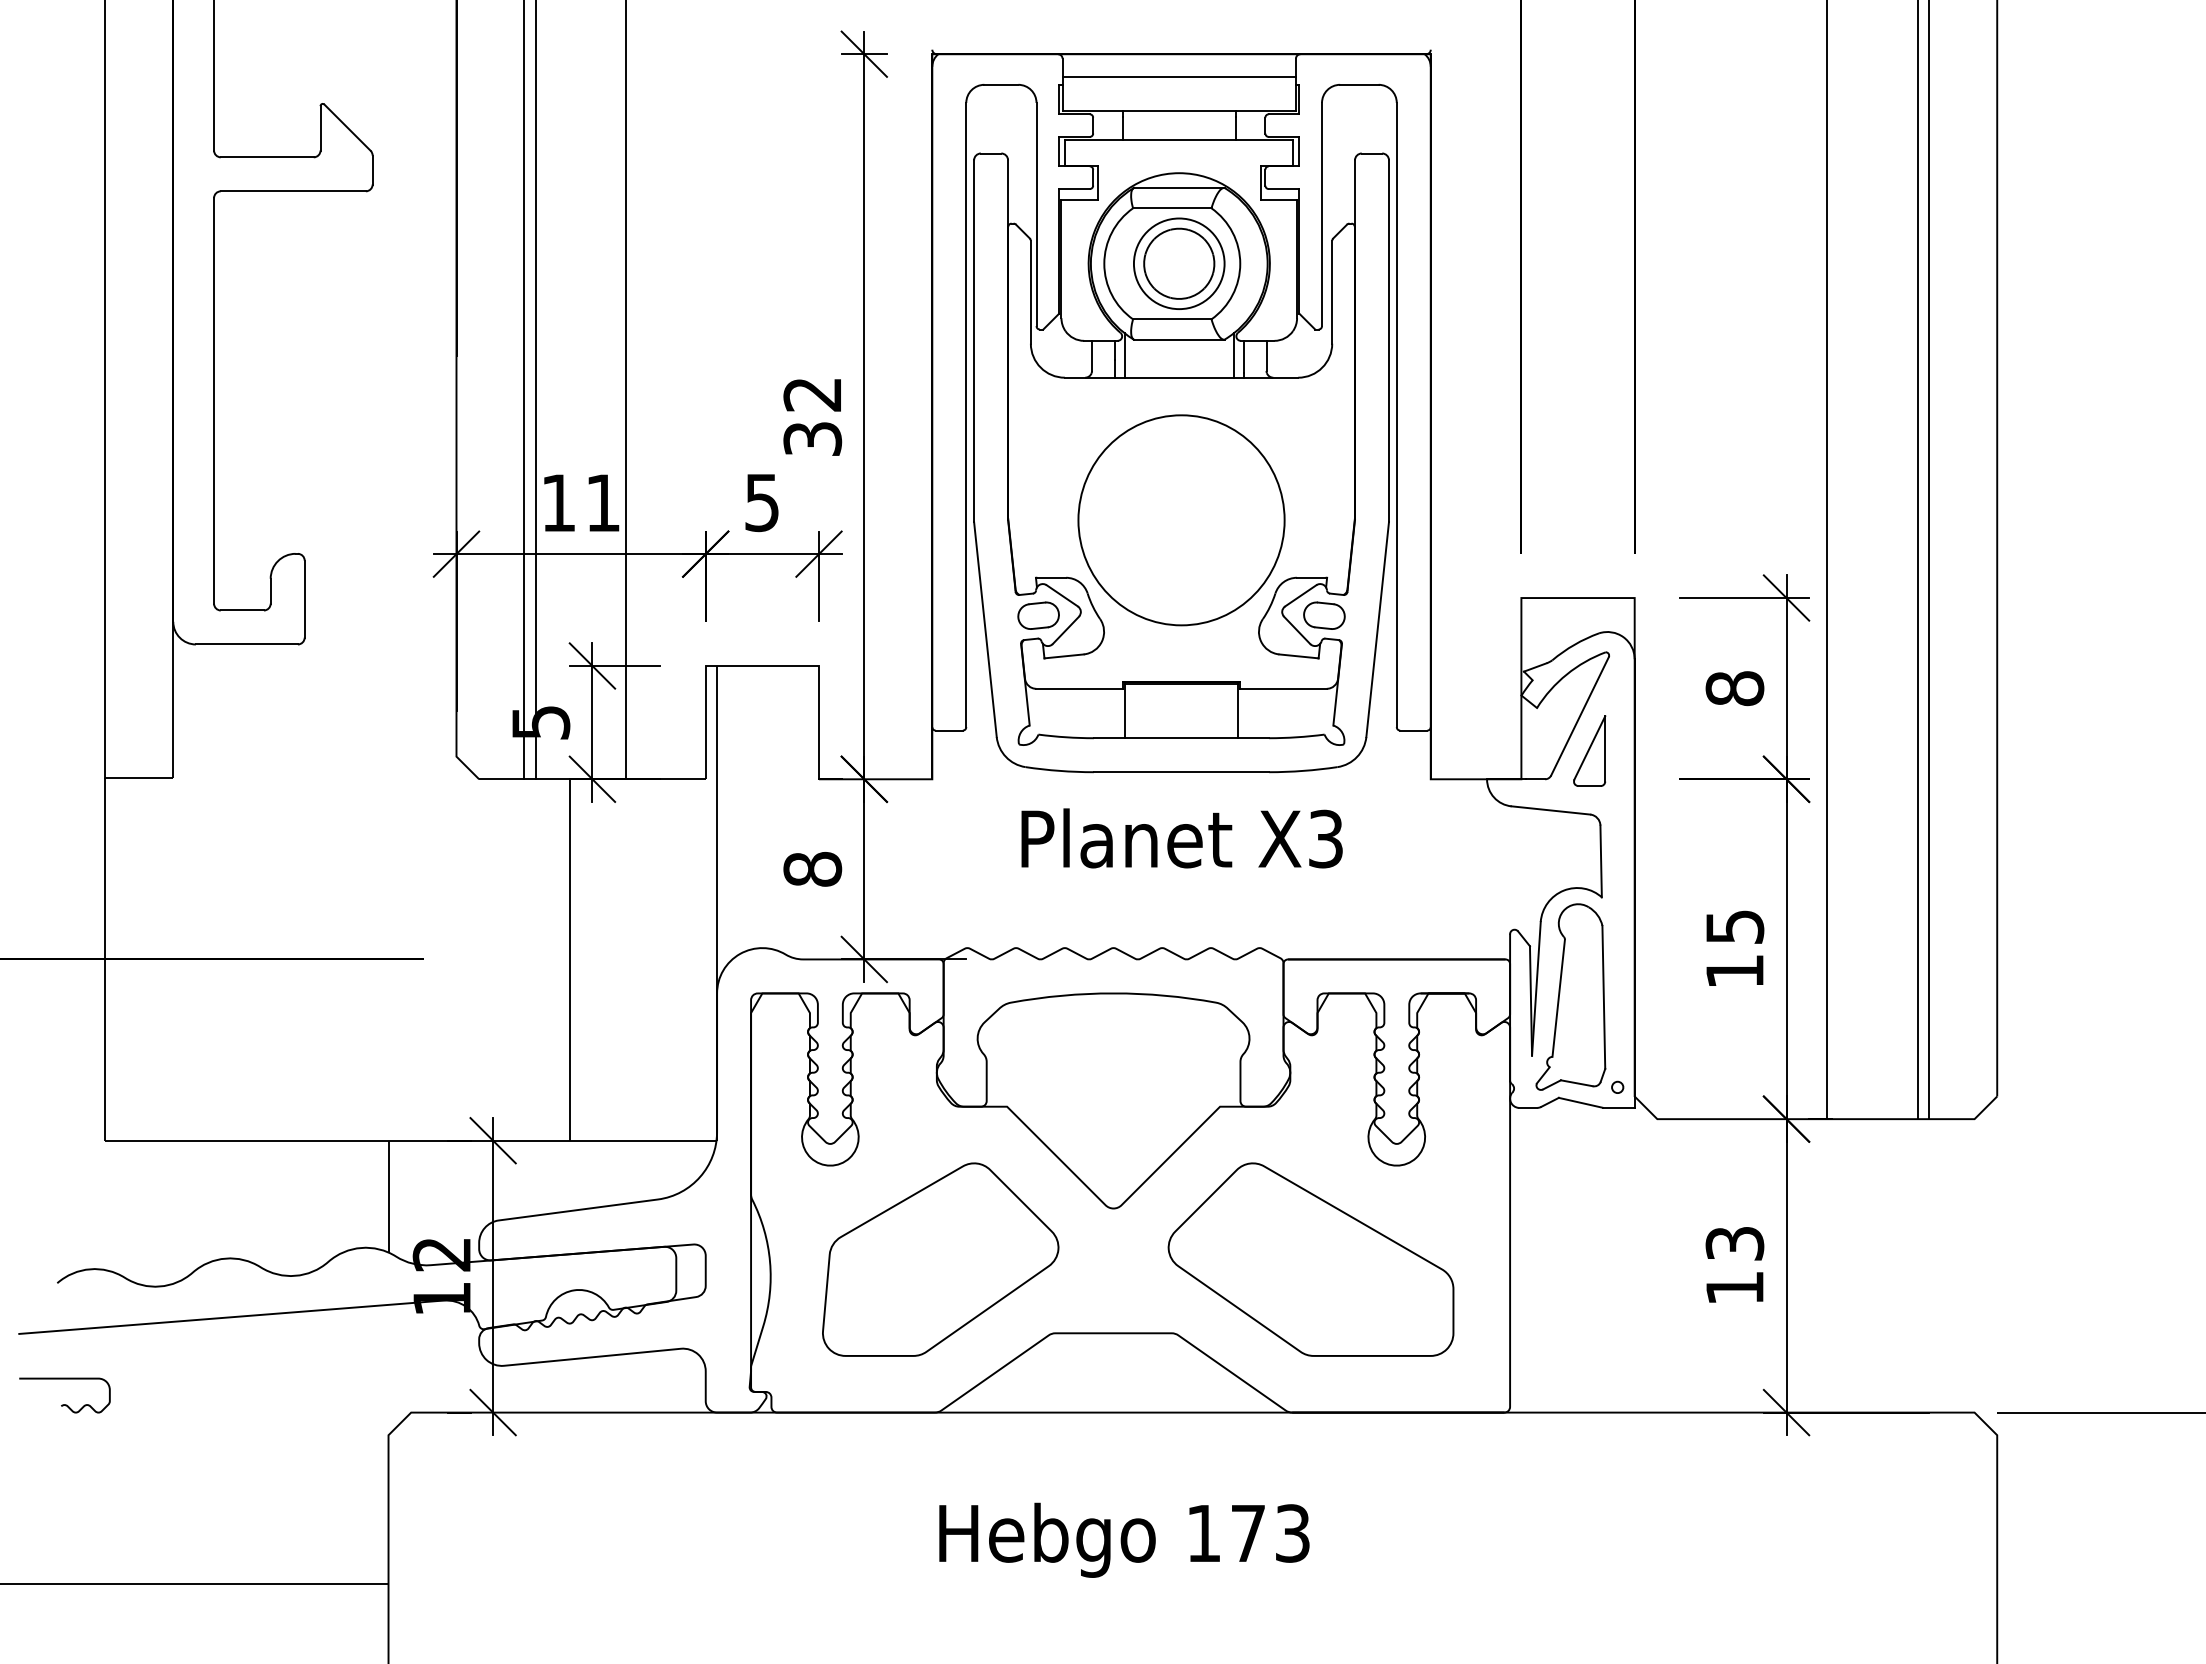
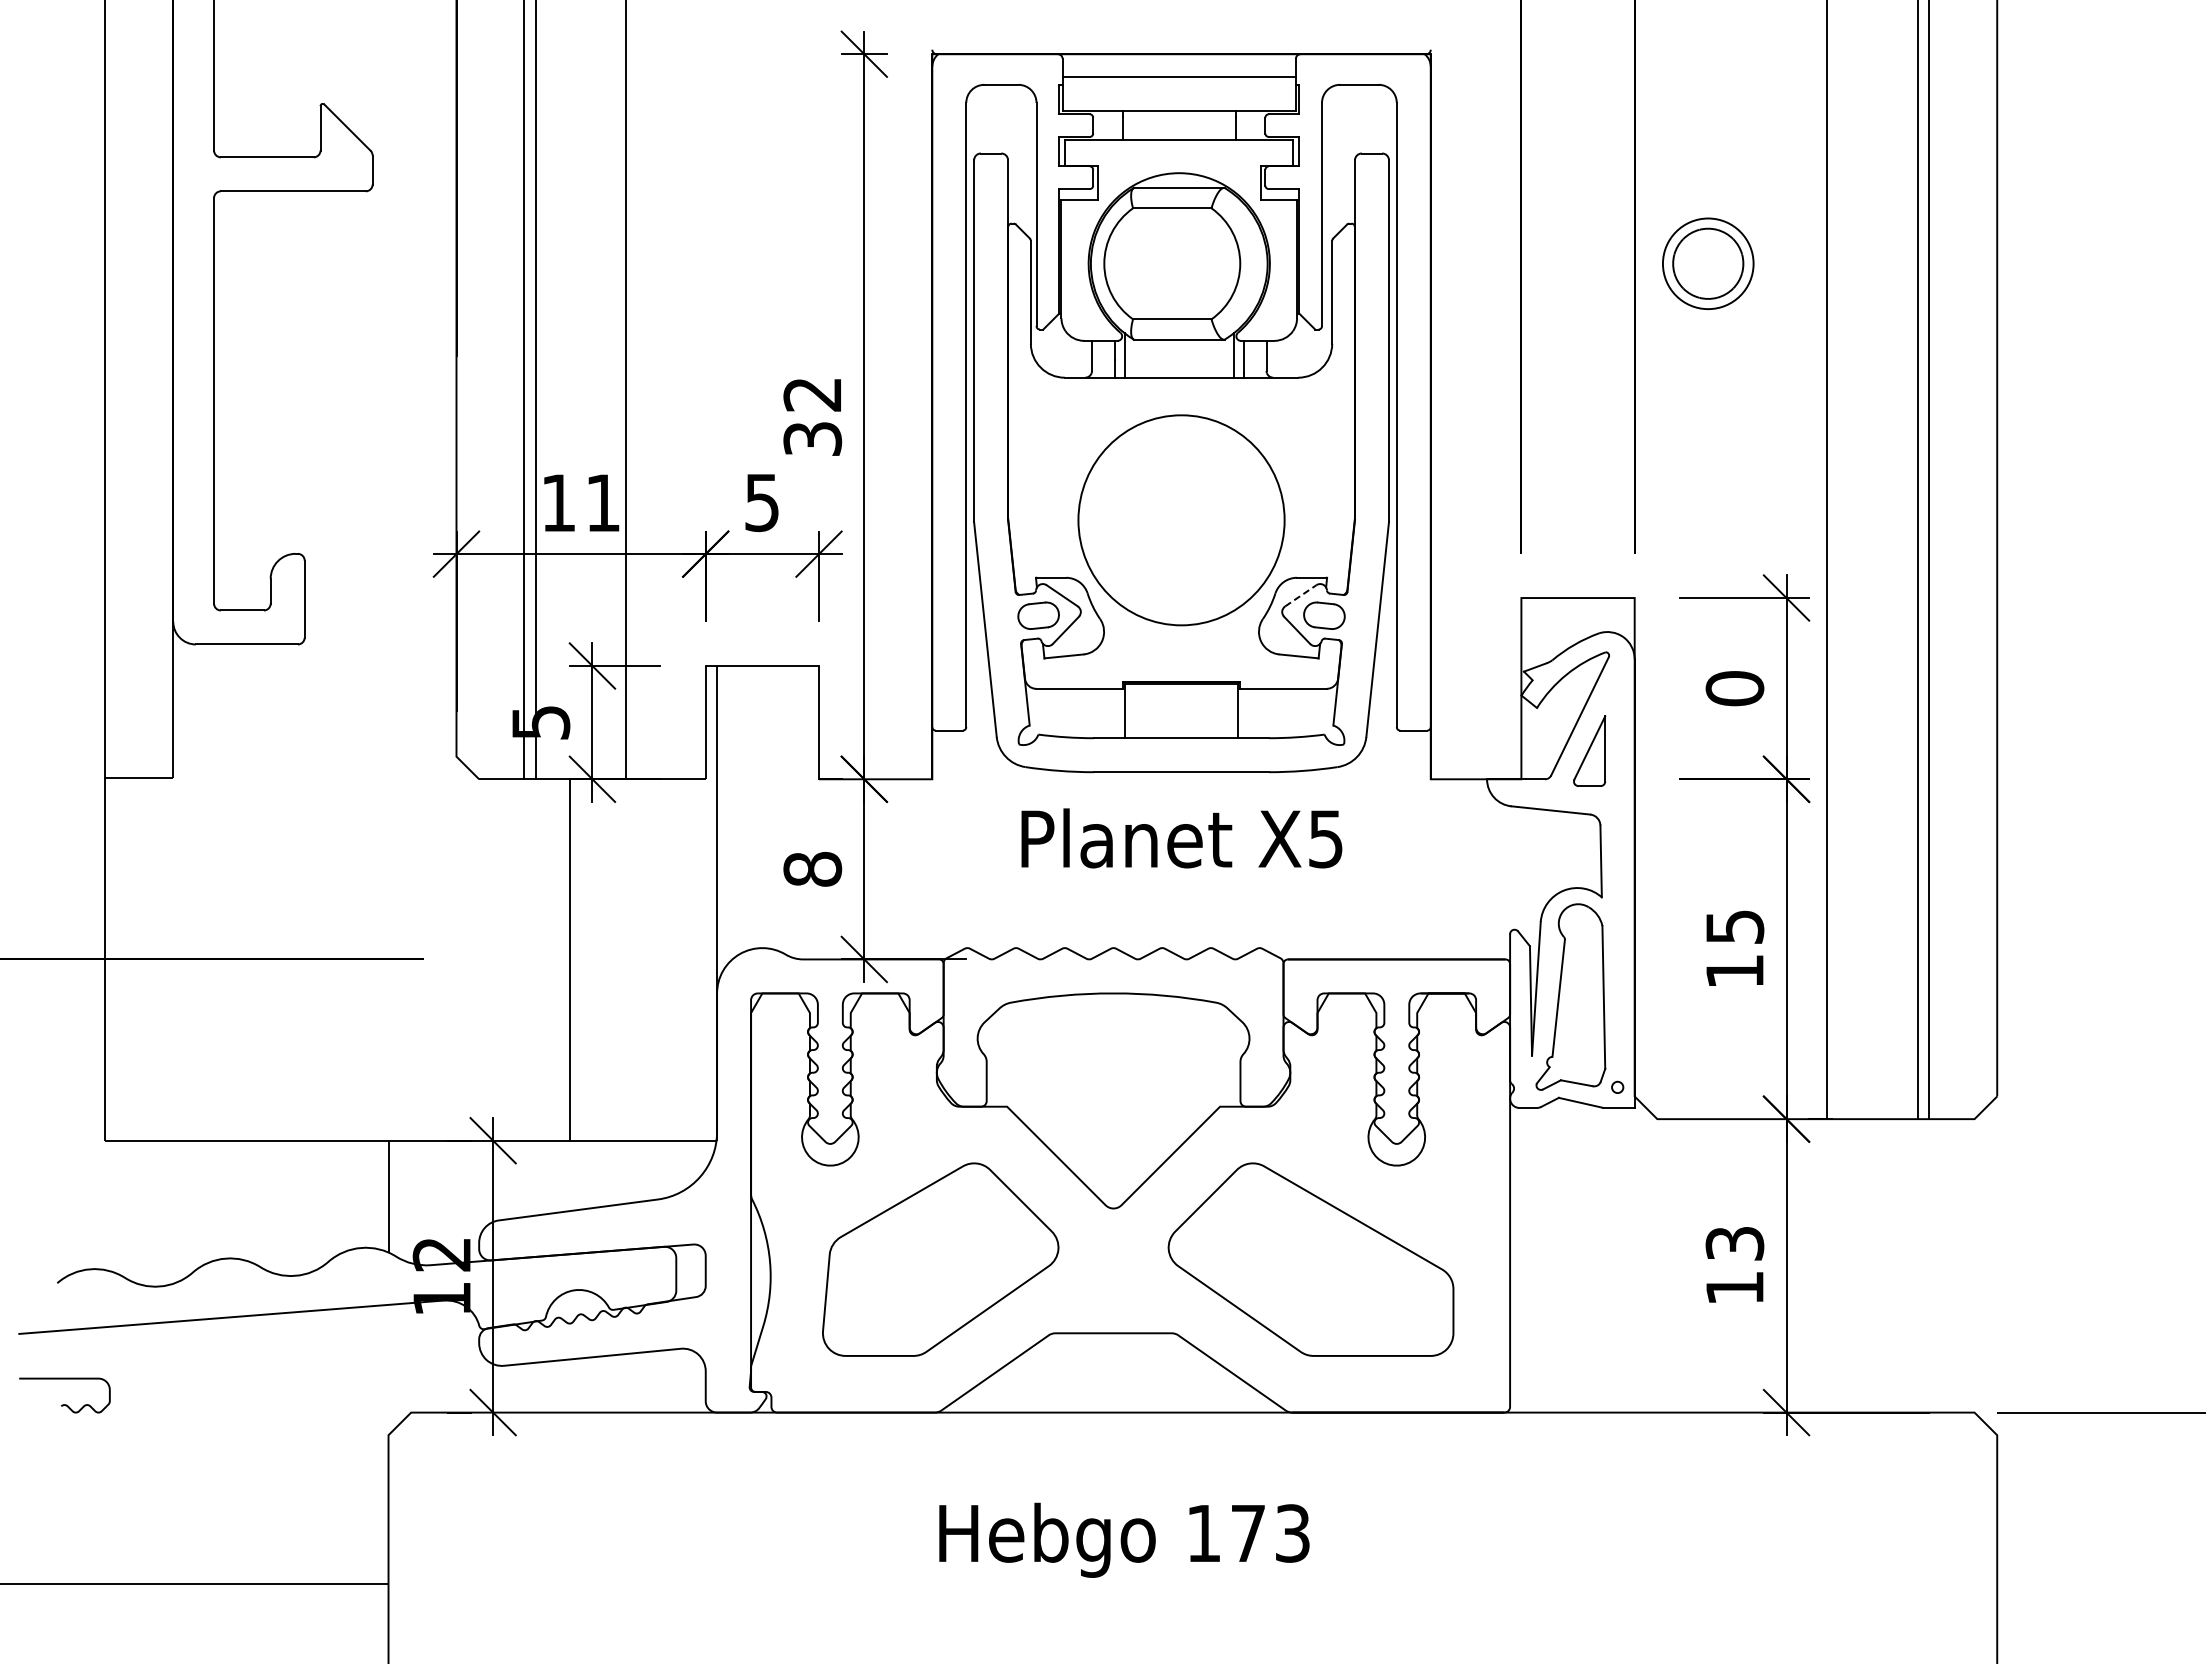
part position: (1179, 263) -> (1708, 263) (1708, 263)
line: solid -> dashed (1300, 595)
text: 8 -> 0 (1735, 688)
text: X3 -> X5 (1325, 838)
